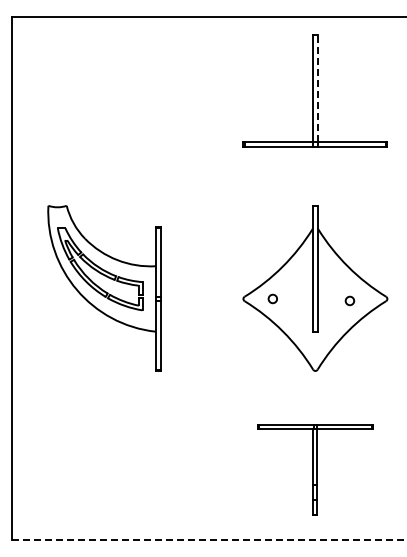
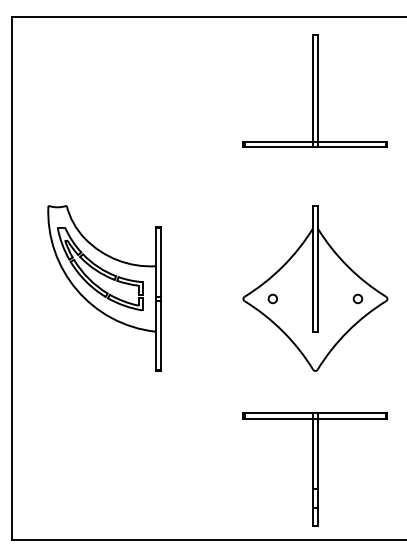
line: dashed -> solid (318, 88)
circle position: (349, 300) -> (357, 298) (357, 298)
part size: 117x92 px -> 146x115 px (314, 469)
line: dashed -> solid (209, 540)
